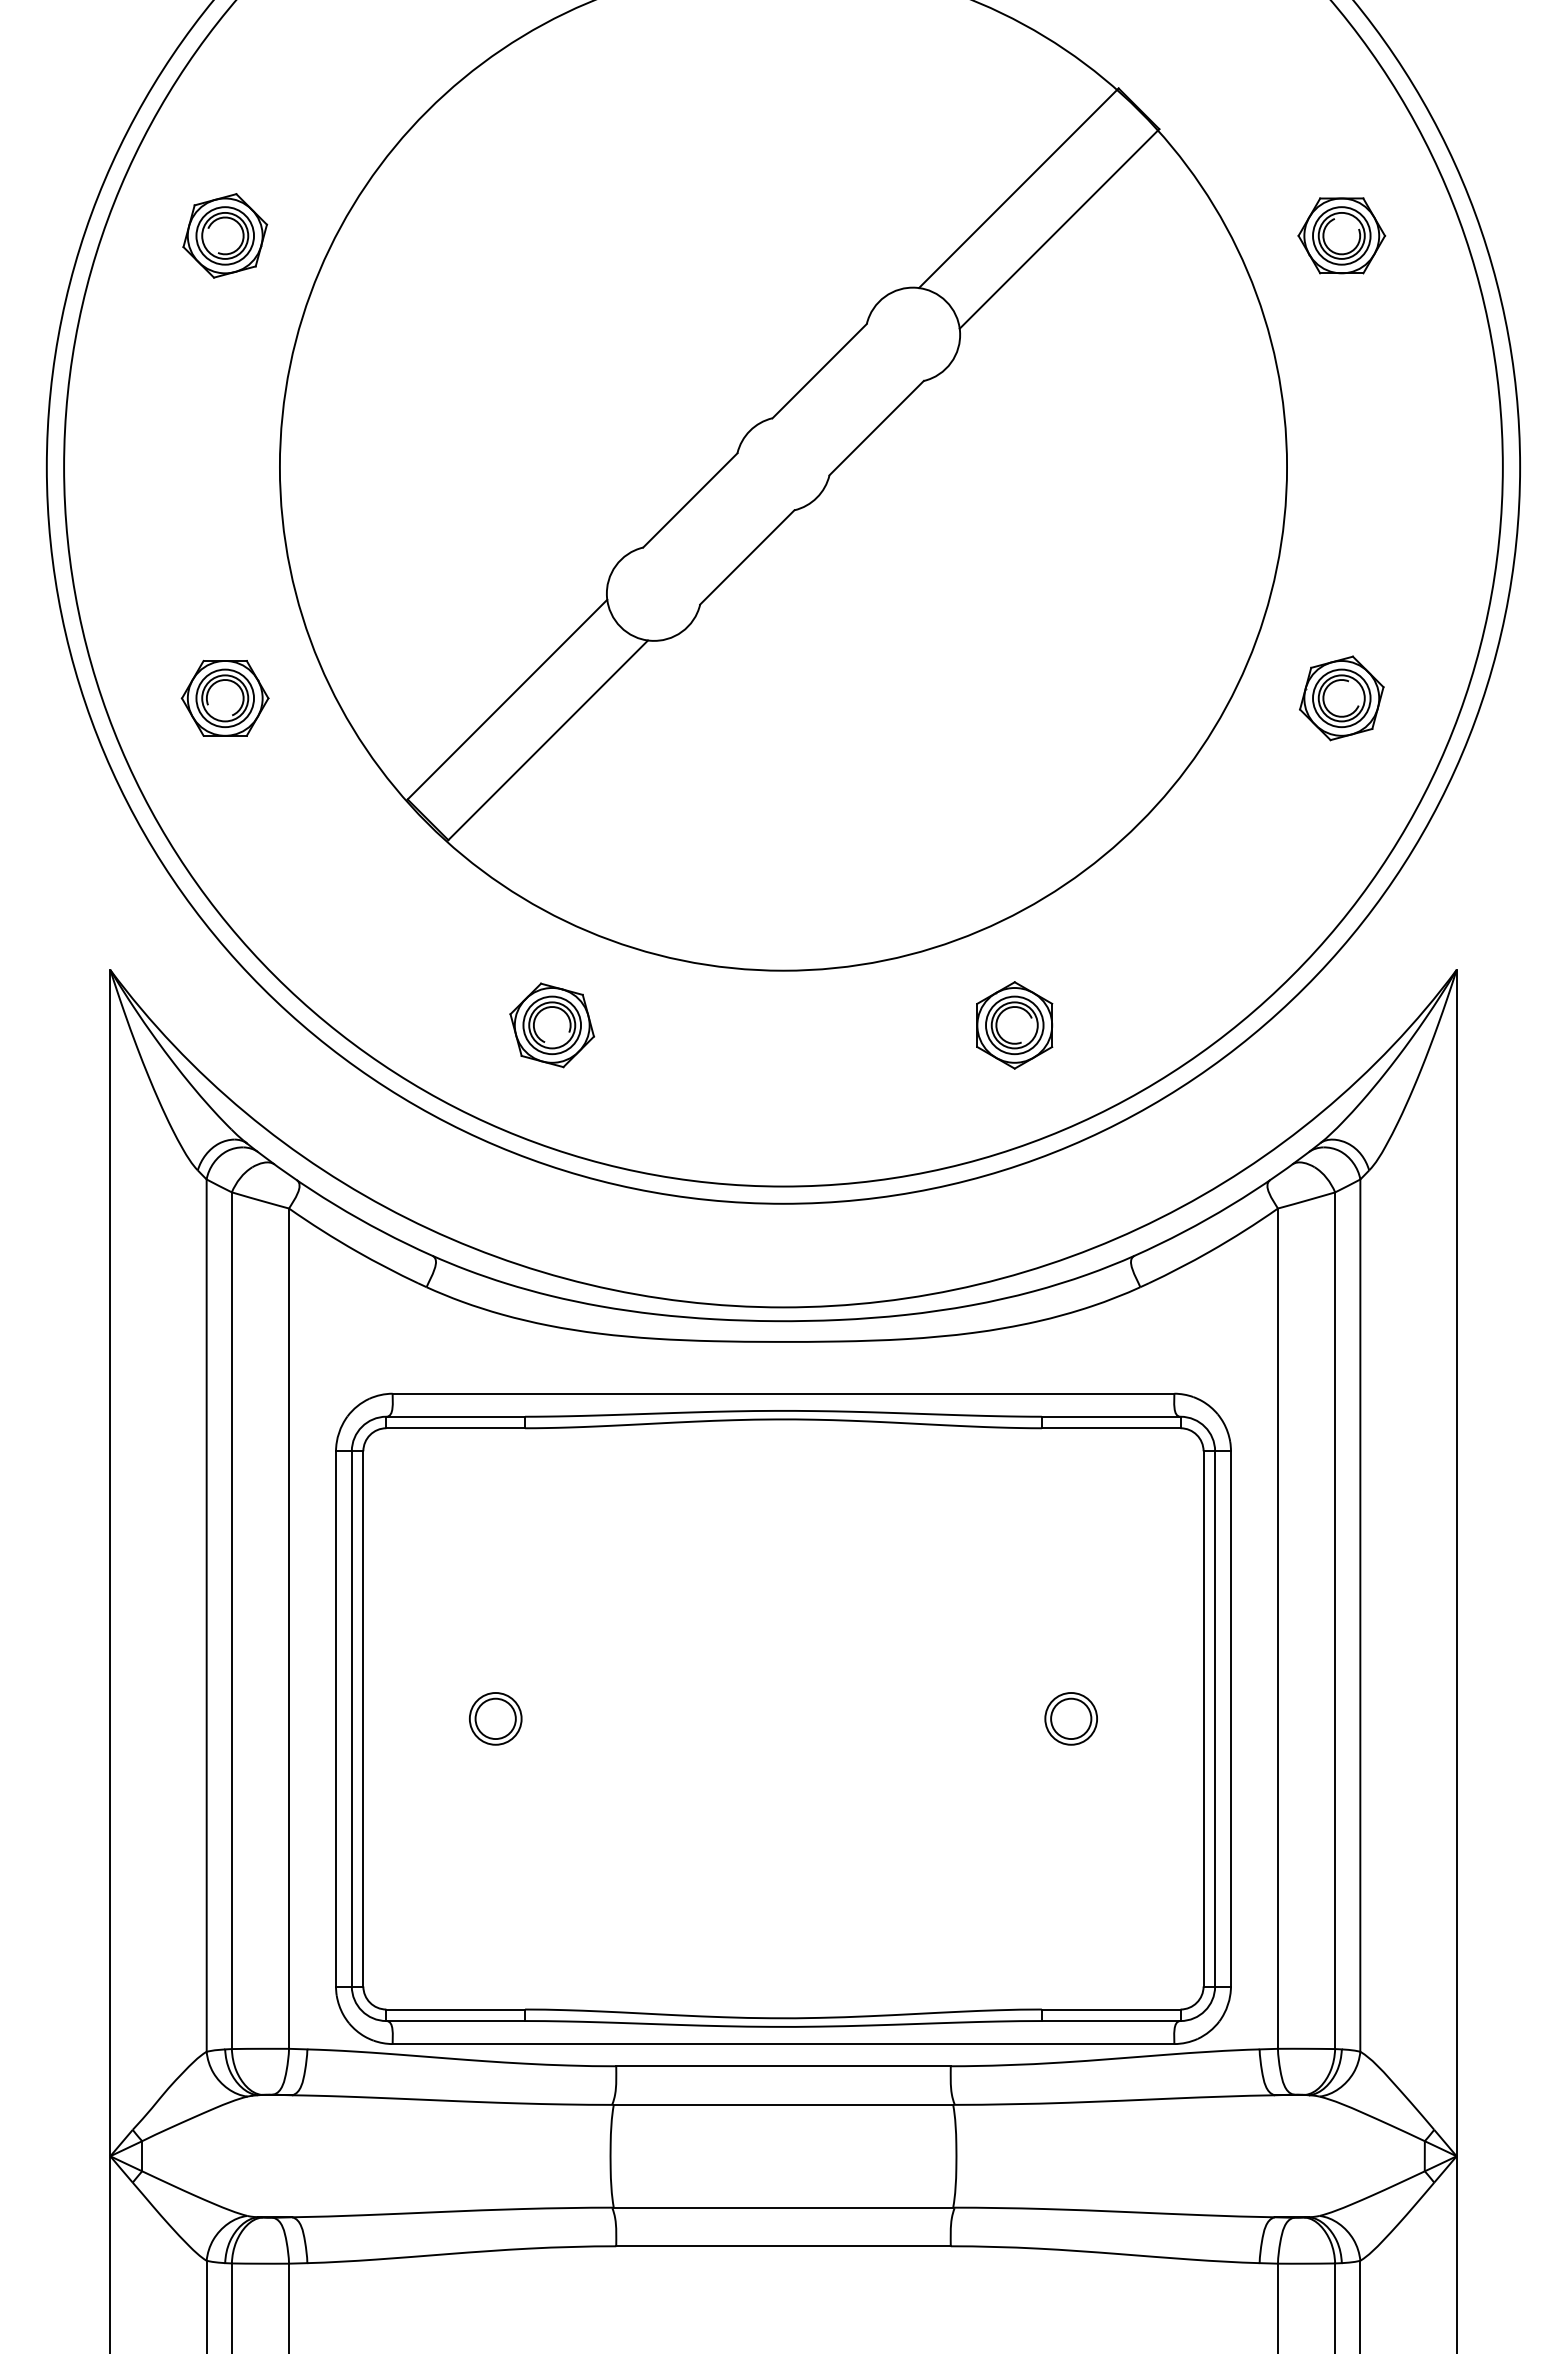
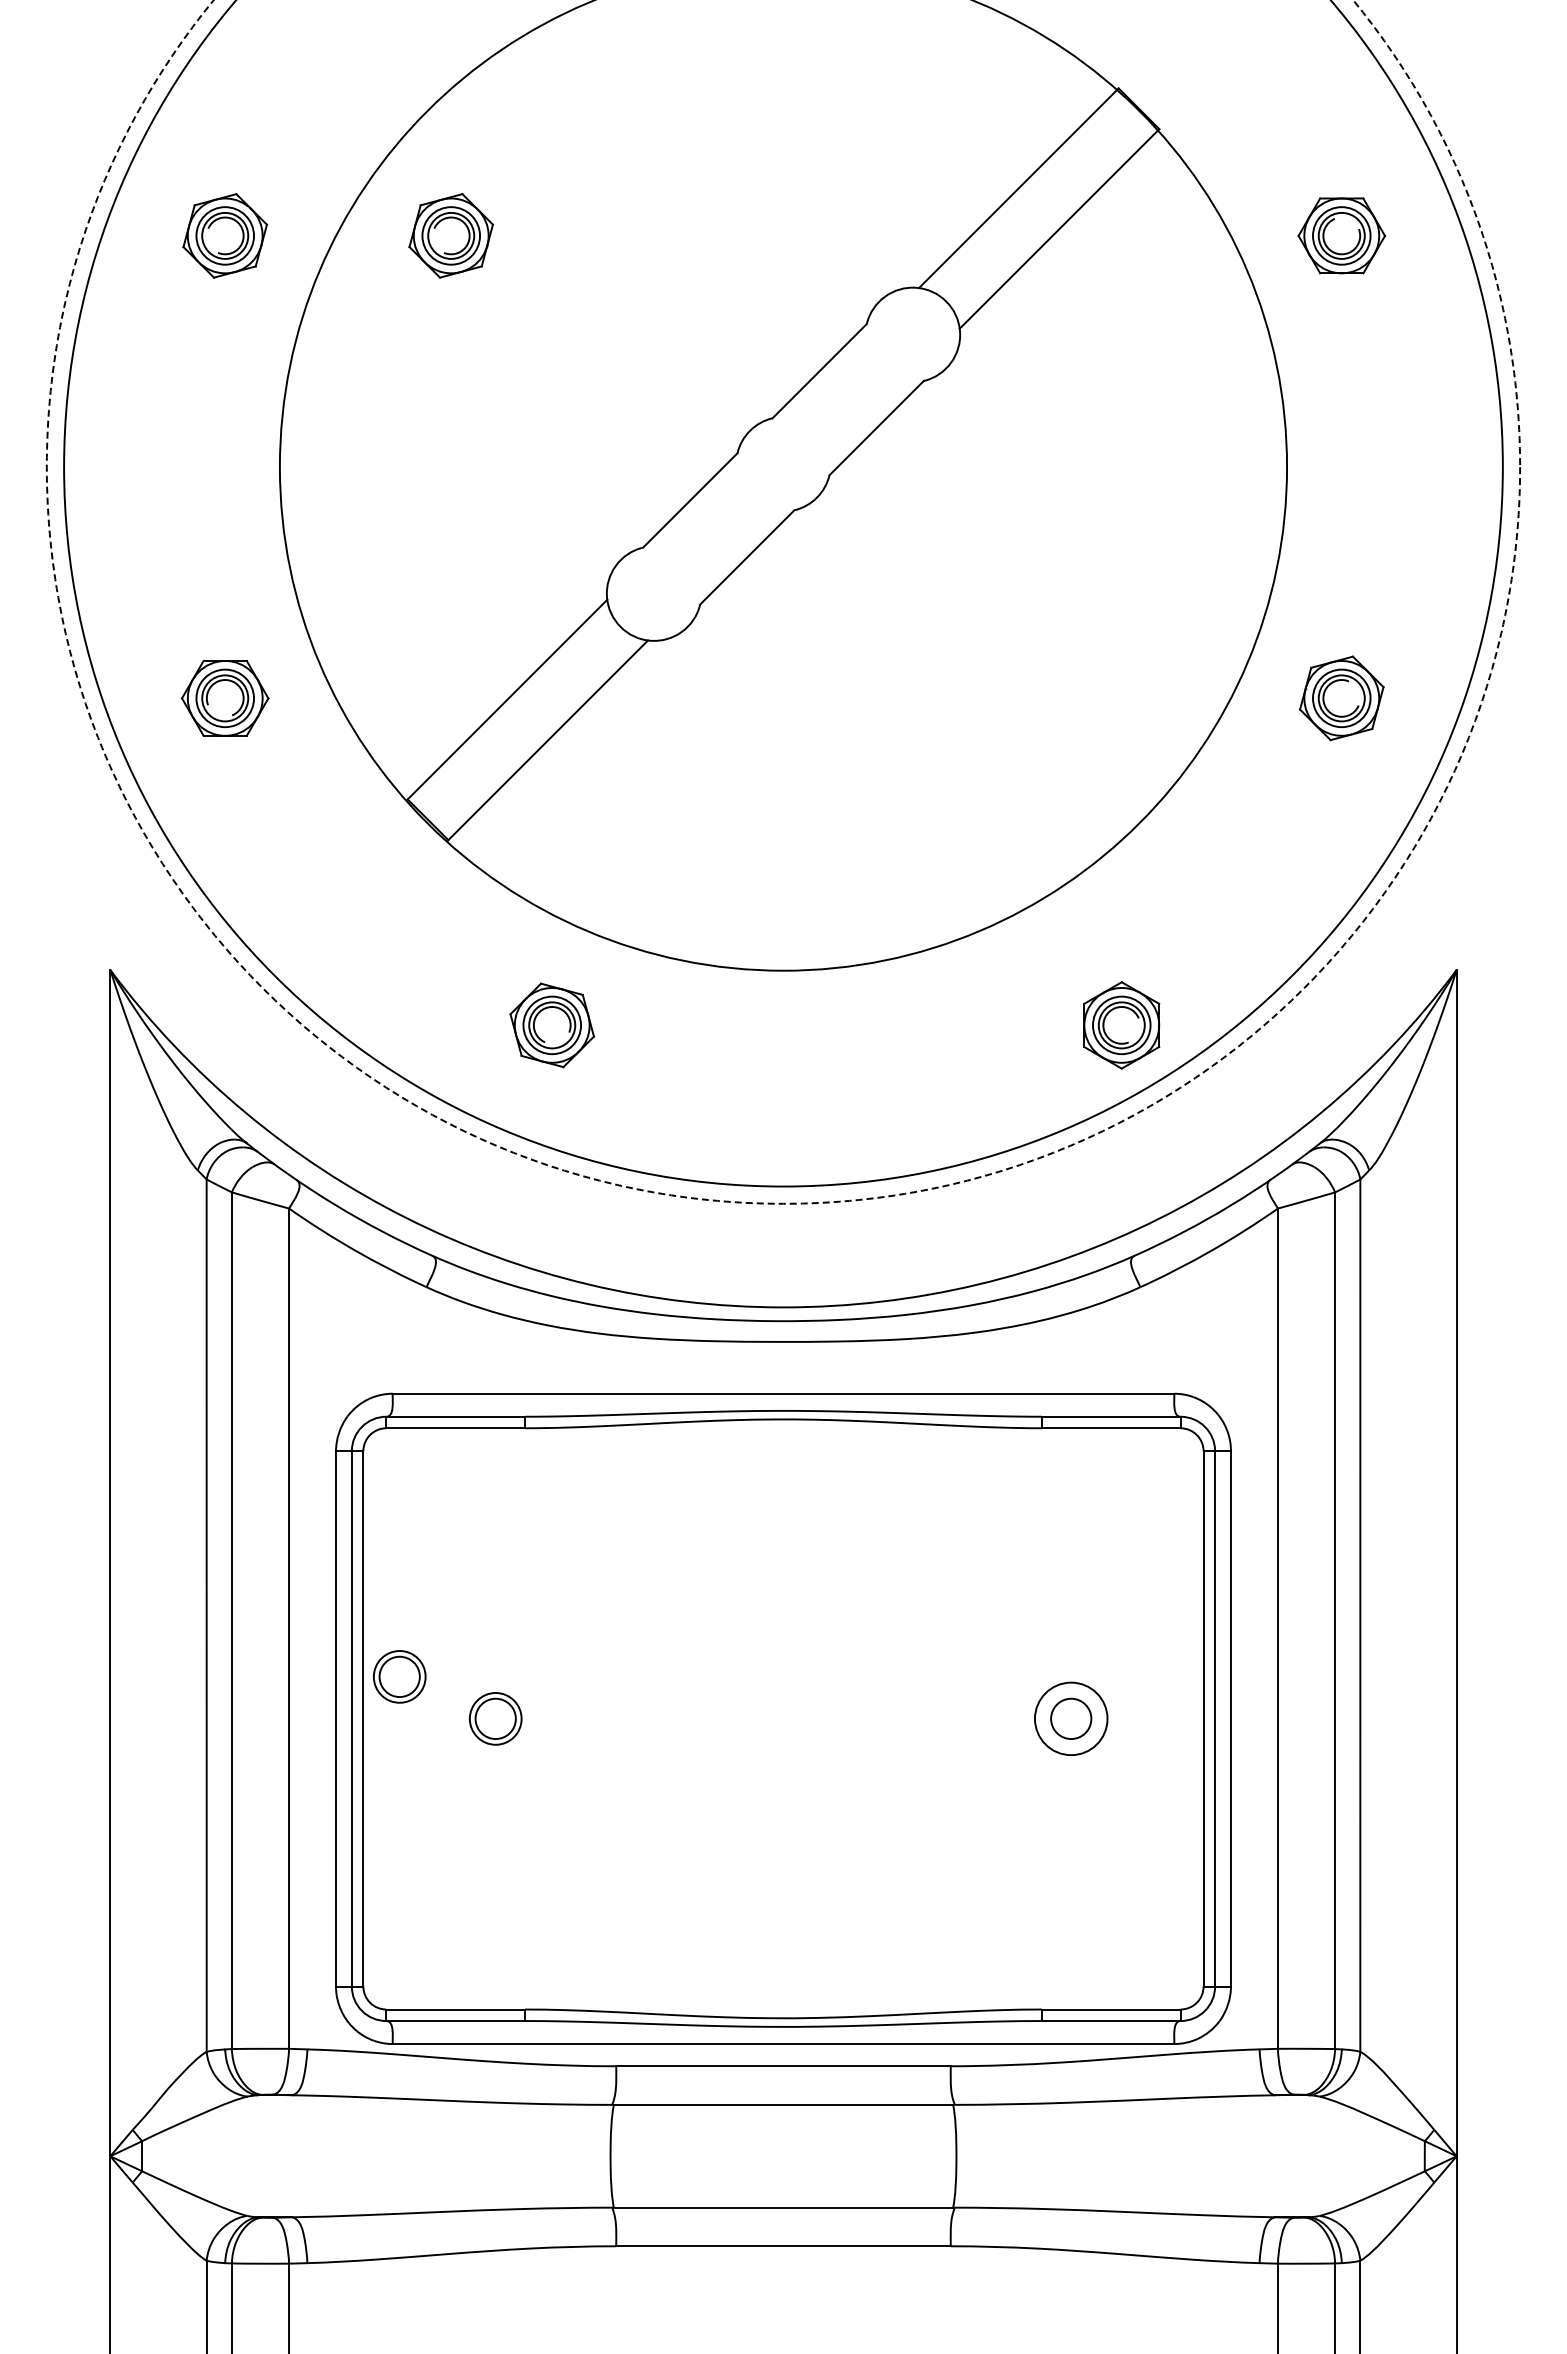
part: none -> present (451, 235)
circle: solid -> dashed (783, 601)
part position: (1014, 1025) -> (1121, 1025) (1121, 1025)
part: none -> present (399, 1676)
circle diameter: 52 px -> 73 px (1070, 1718)
